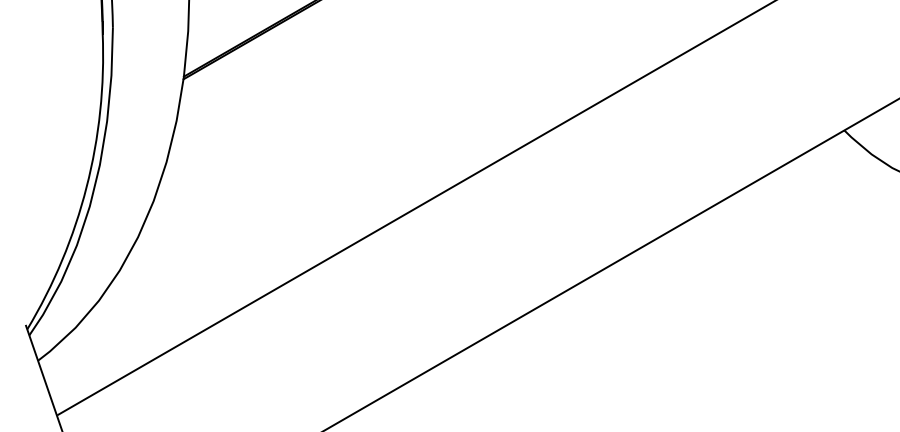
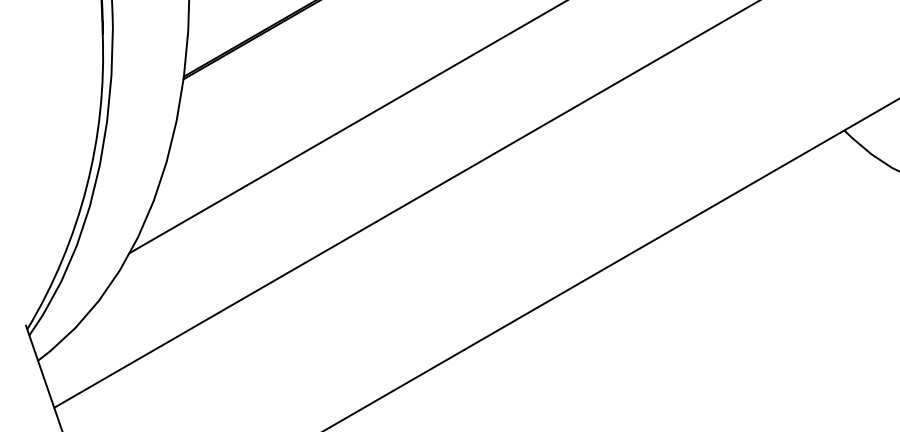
line: none -> present (346, 127)
line position: (415, 208) -> (405, 204) (405, 204)
